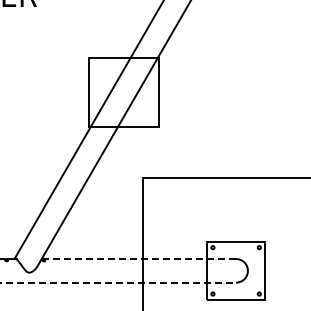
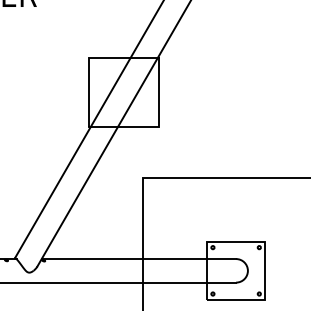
line: dashed -> solid (138, 259)
line: dashed -> solid (118, 282)
